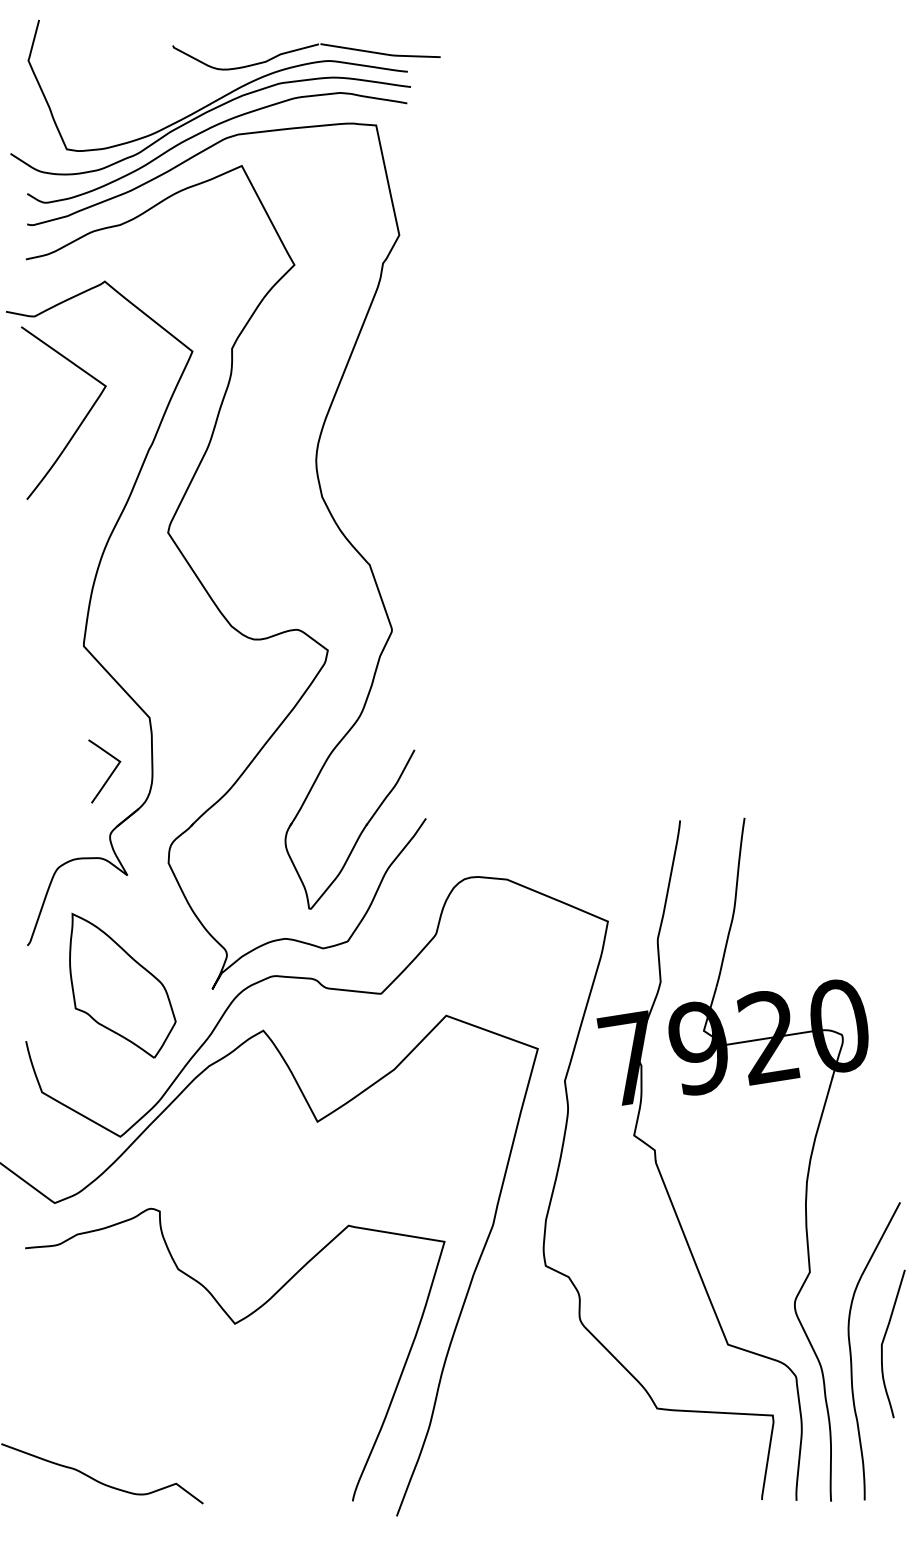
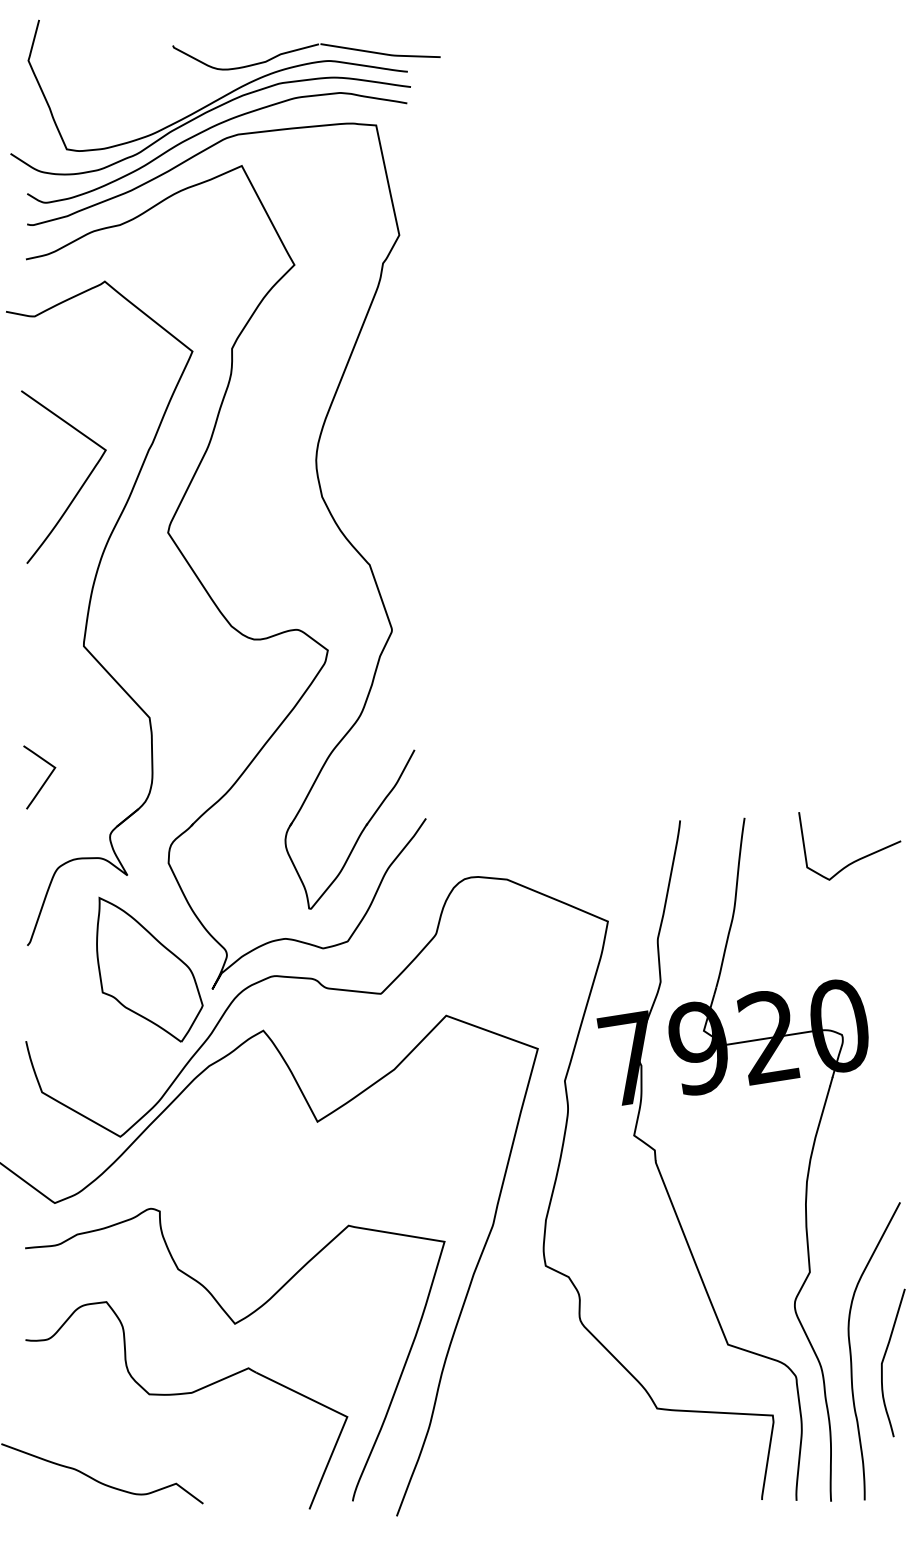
curve position: (79, 424) -> (79, 488) (79, 488)
curve position: (109, 775) -> (44, 781) (44, 781)
curve: none -> present (856, 859)
part position: (122, 985) -> (149, 969) (149, 969)
curve position: (884, 1340) -> (884, 1359) (884, 1359)
part: none -> present (186, 1394)
